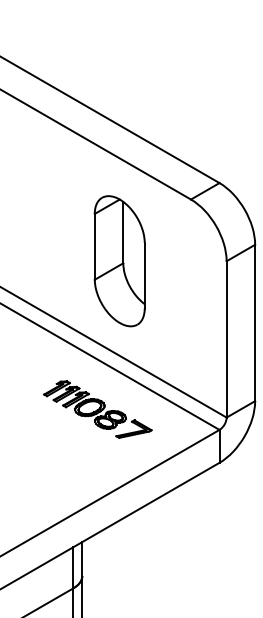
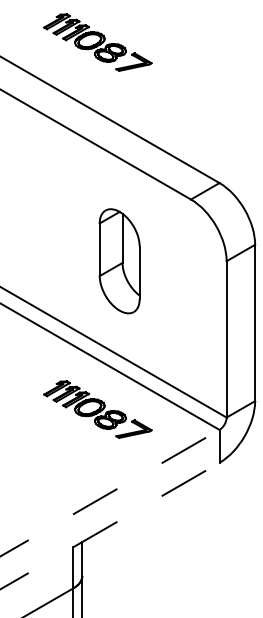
part: none -> present (97, 42)
part size: 53x133 px -> 43x107 px (119, 261)
line: solid -> dashed (110, 492)
line: solid -> dashed (110, 525)
